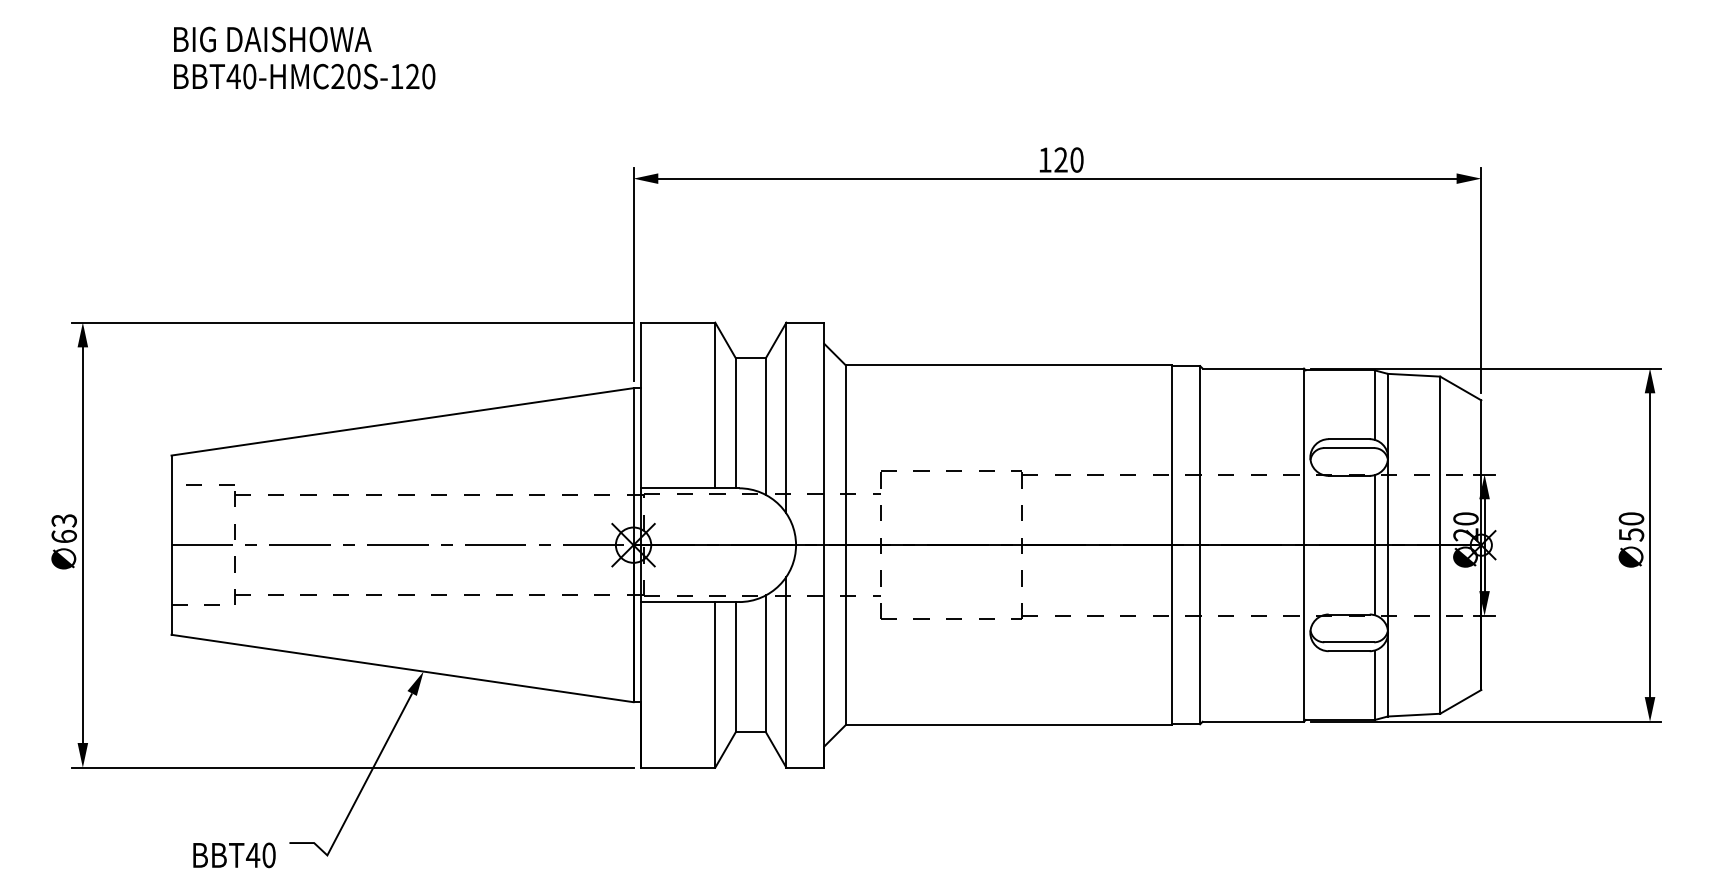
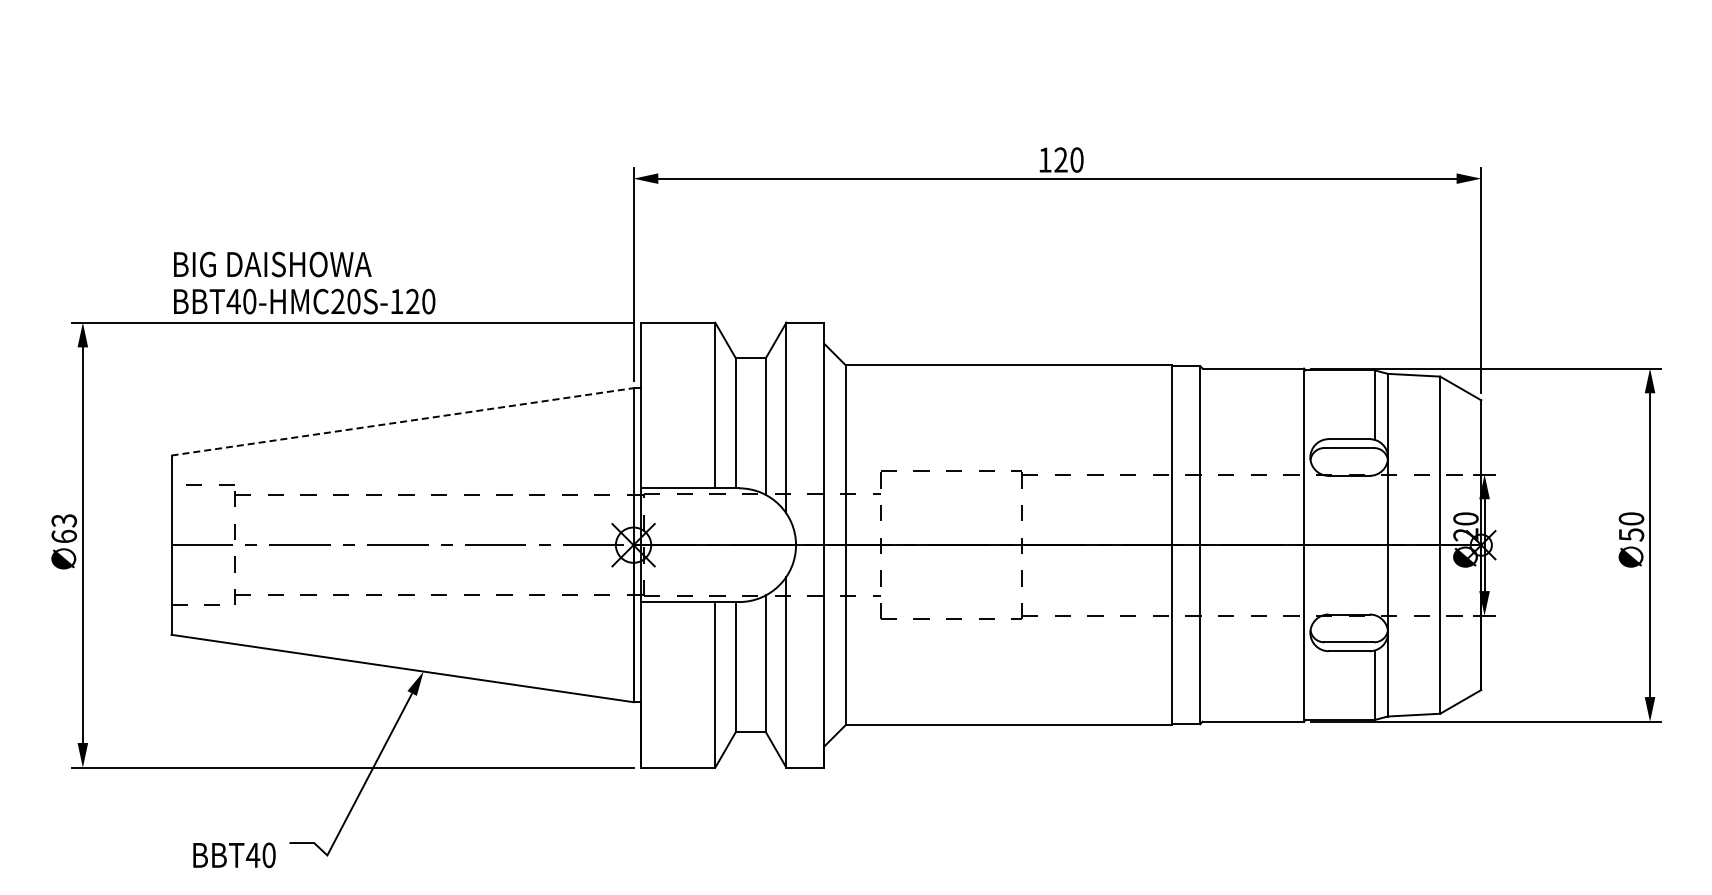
text position: (304, 57) -> (304, 282) (304, 282)
line: solid -> dashed (403, 421)
line: present -> none (1374, 545)
